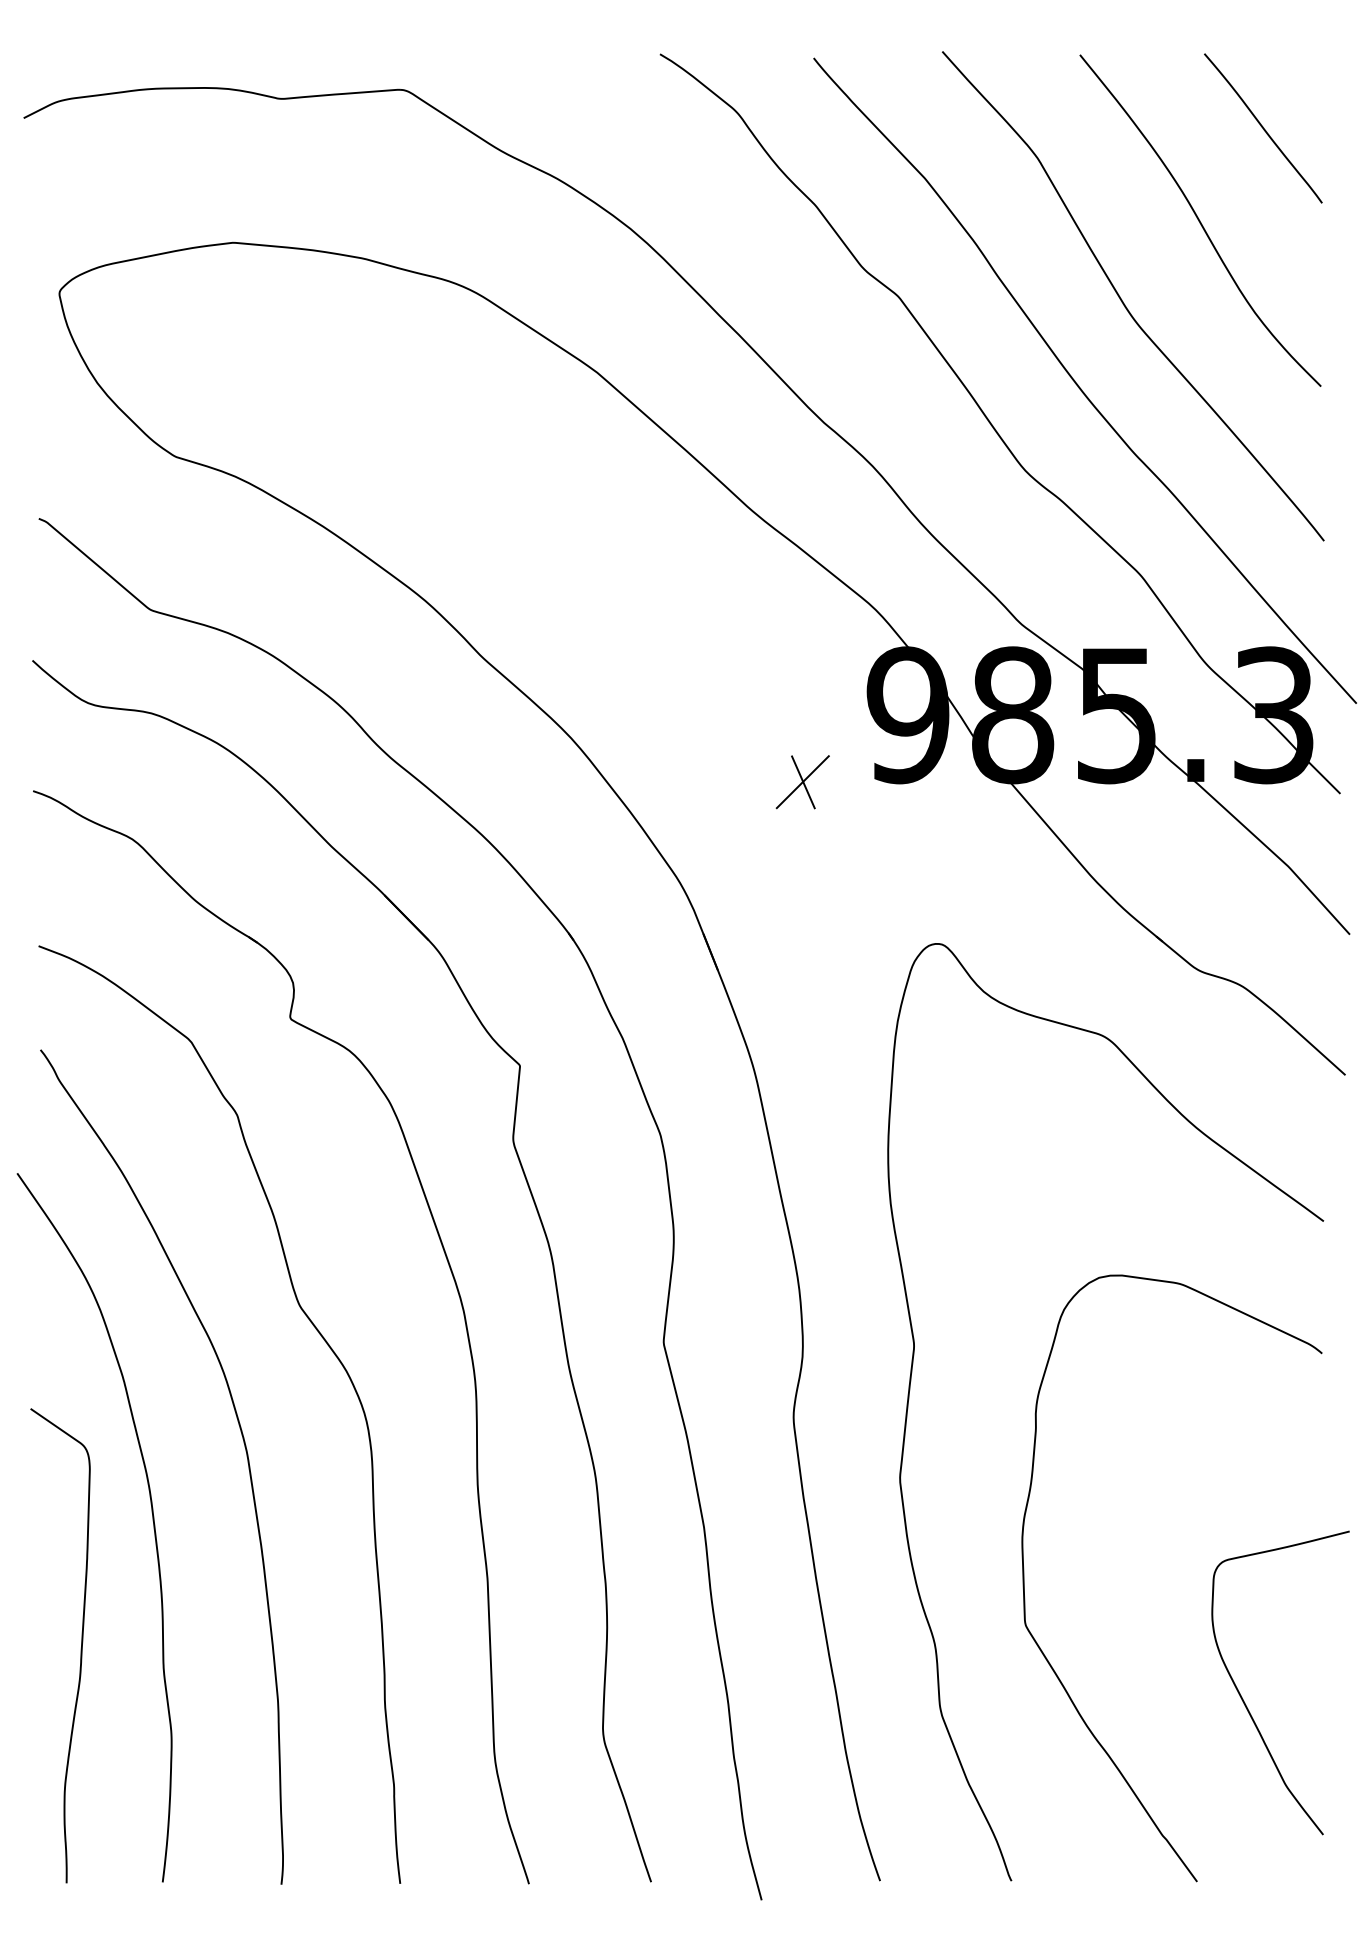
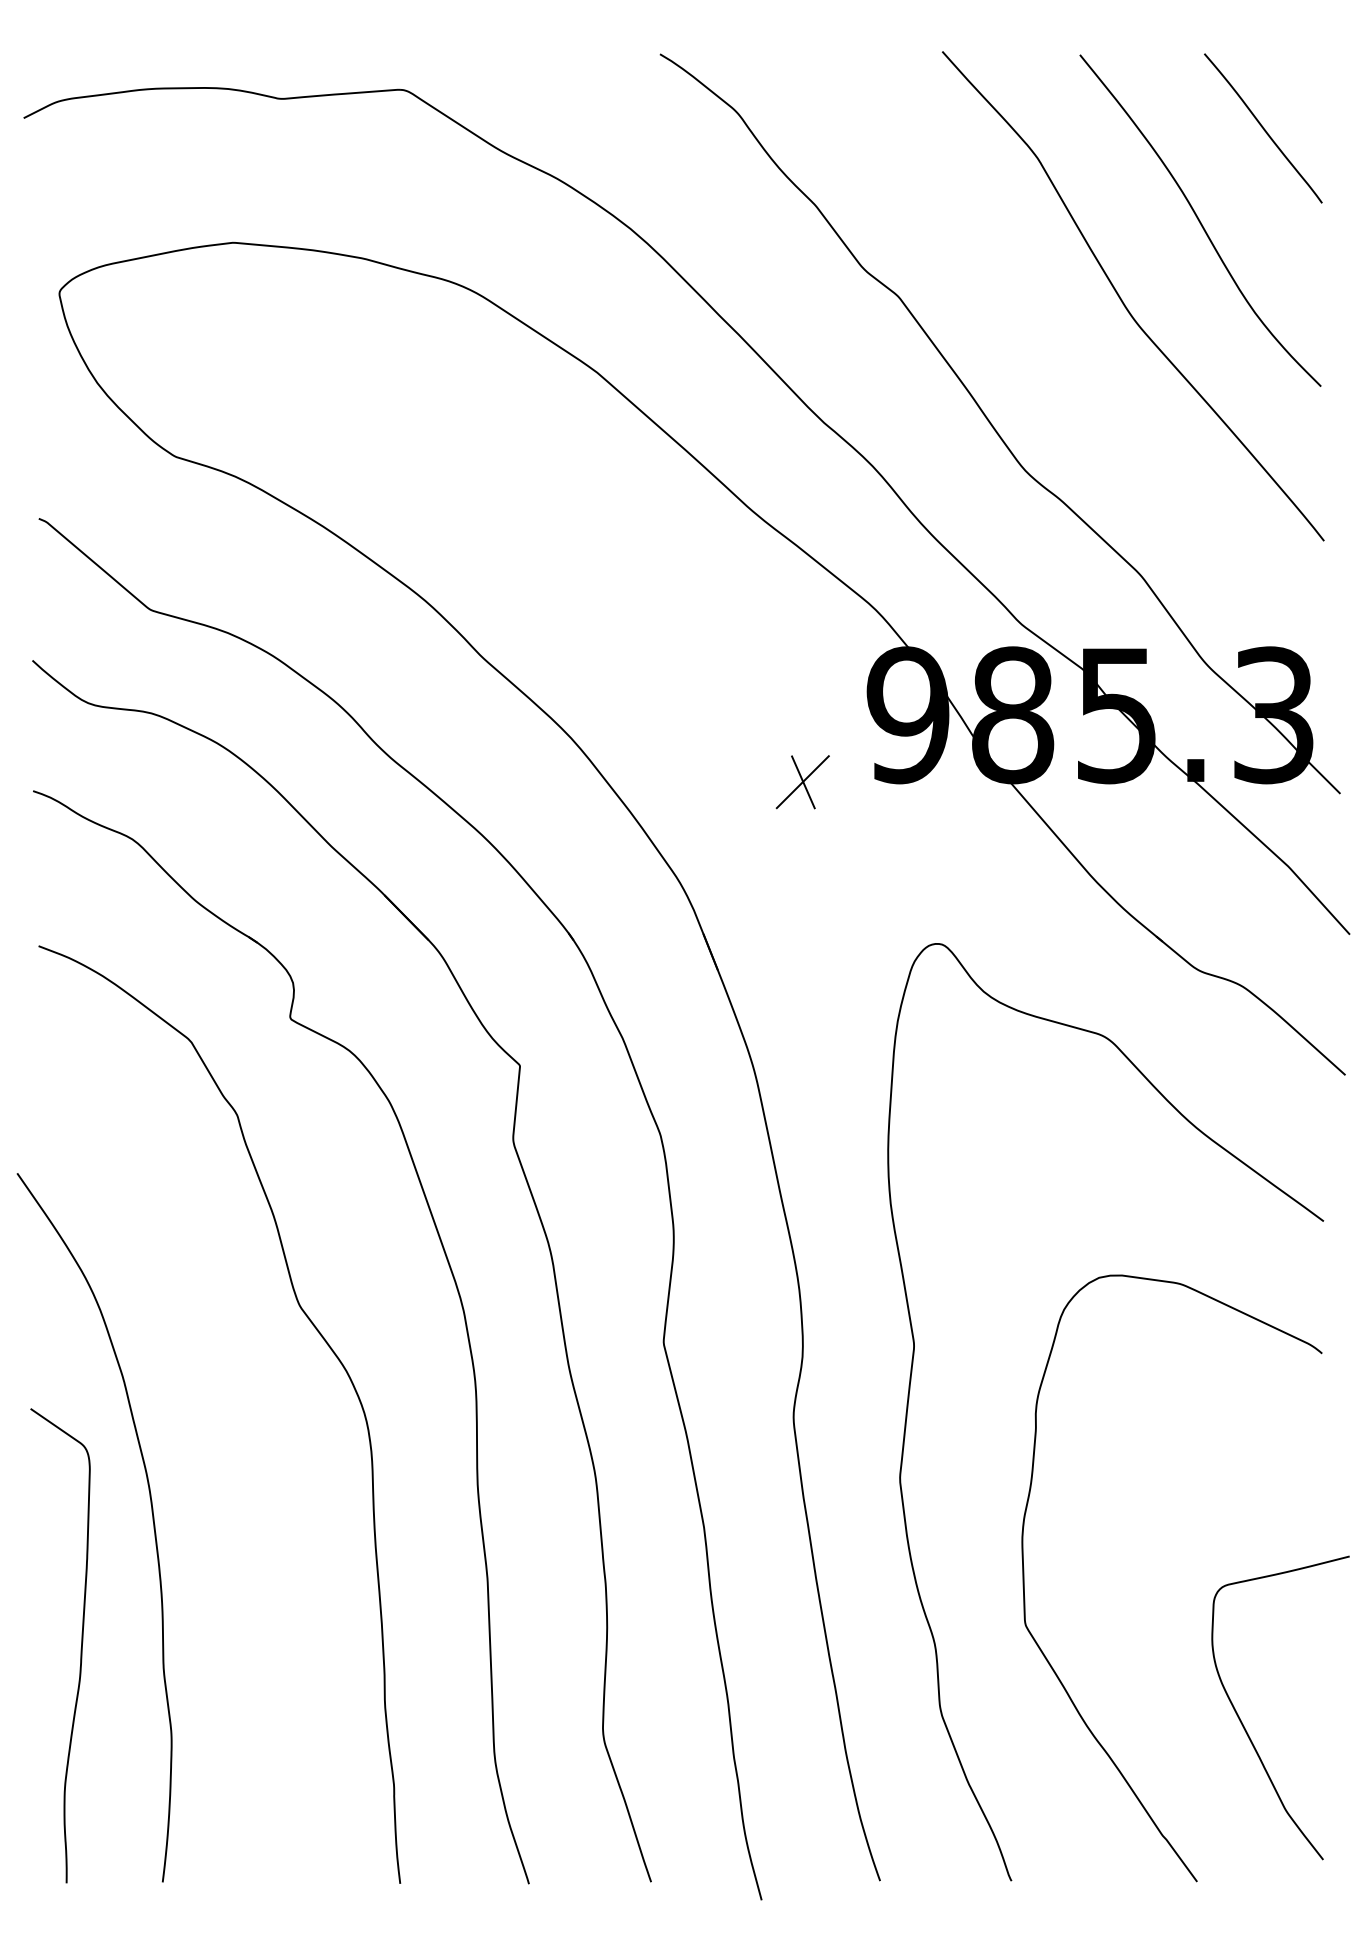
curve: present -> none (1078, 384)
curve: present -> none (244, 1447)
curve position: (1246, 1704) -> (1246, 1729) (1246, 1729)
